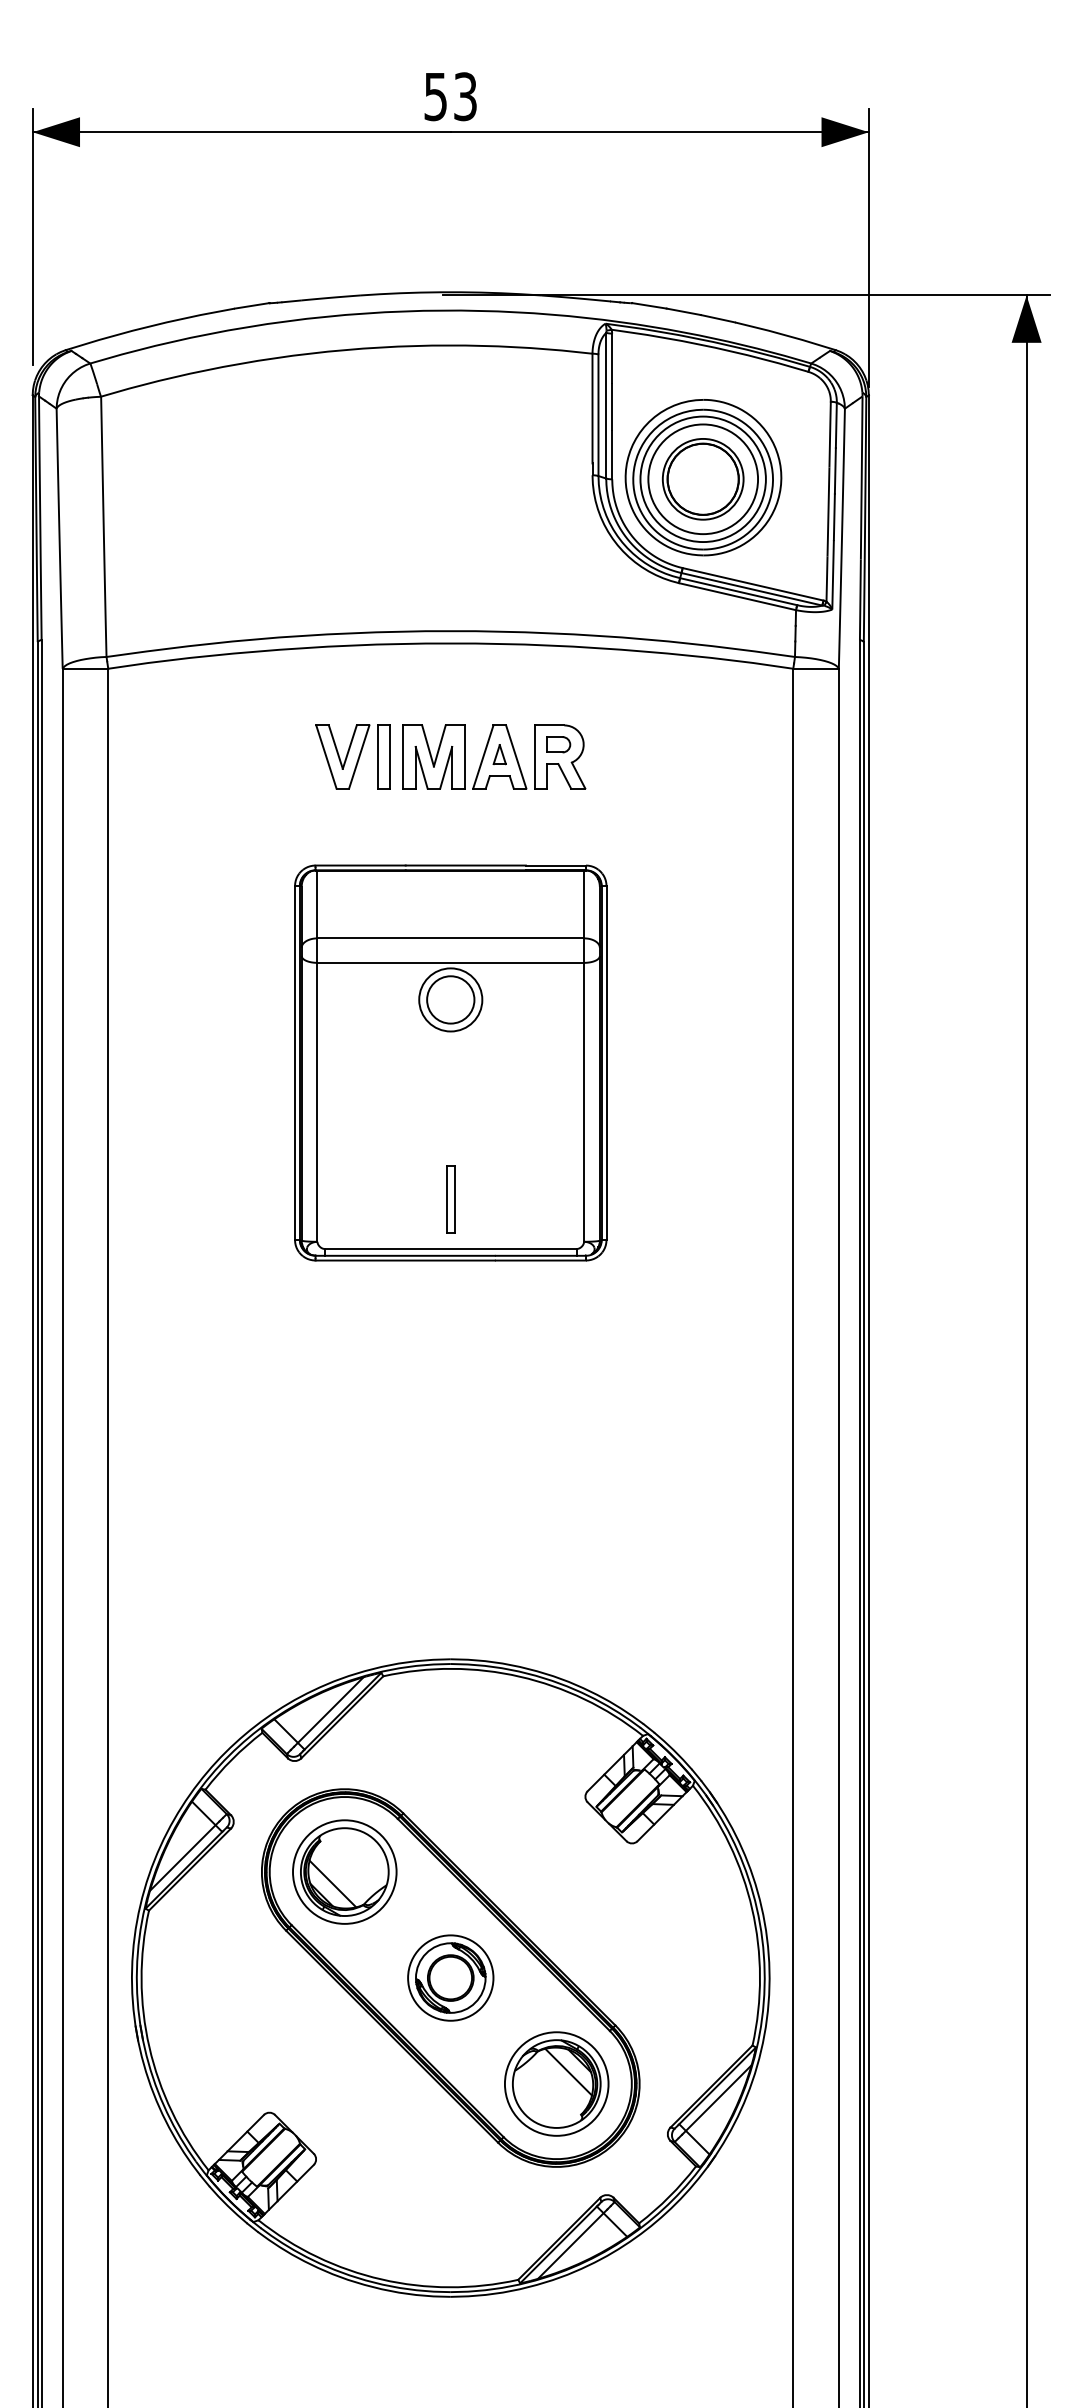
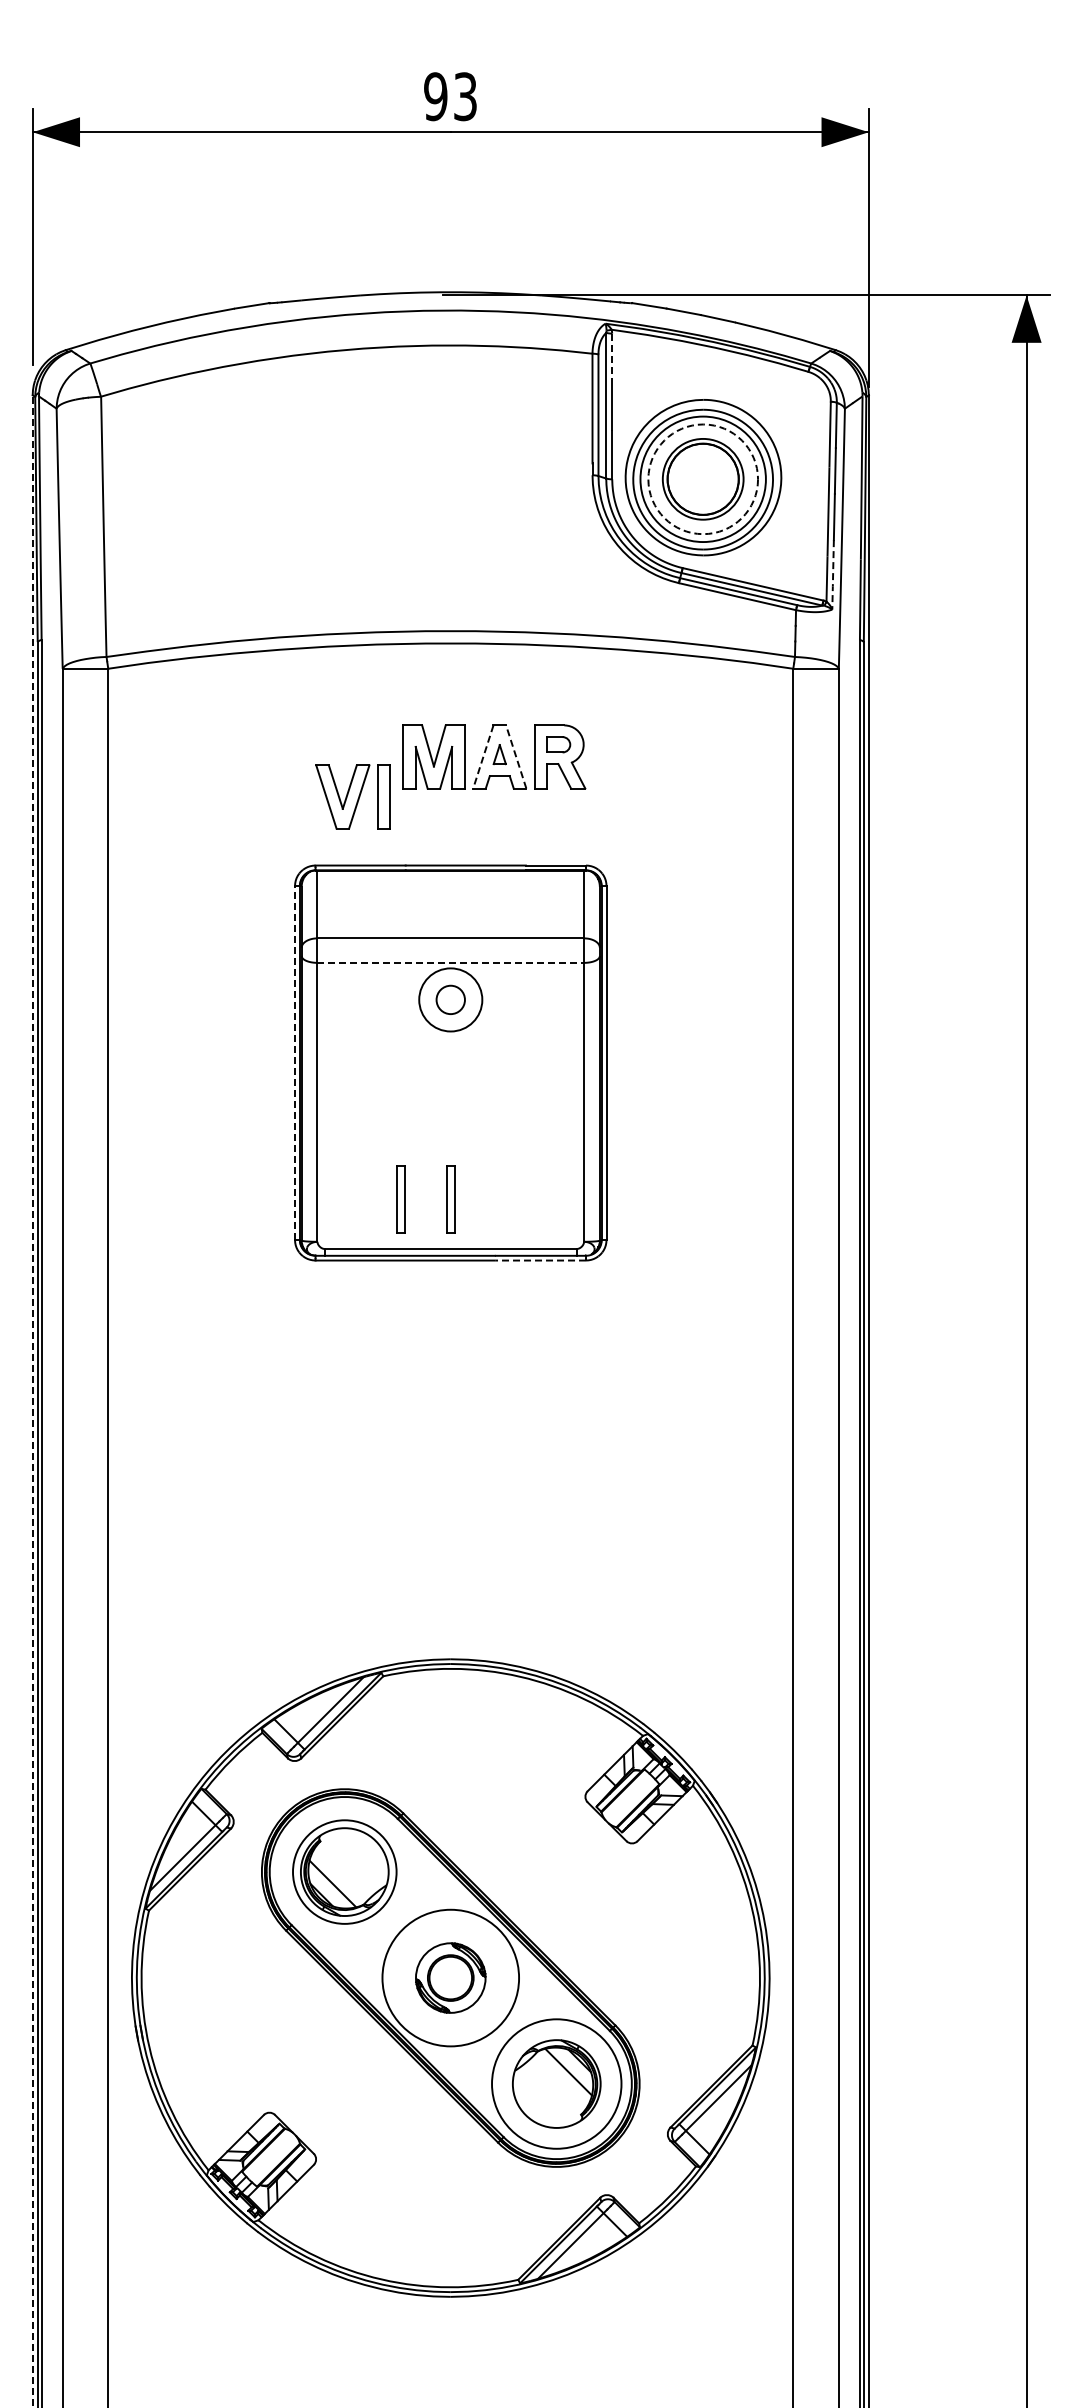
text: 53 -> 93 (435, 96)
line: solid -> dashed (612, 358)
circle: solid -> dashed (703, 479)
line: solid -> dashed (833, 575)
part position: (352, 756) -> (352, 796) (352, 796)
line: solid -> dashed (516, 756)
line: solid -> dashed (483, 757)
line: solid -> dashed (451, 962)
circle diameter: 47 px -> 28 px (450, 999)
line: solid -> dashed (295, 1063)
part: none -> present (400, 1199)
line: solid -> dashed (540, 1260)
line: solid -> dashed (32, 1401)
circle diameter: 85 px -> 137 px (450, 1977)
circle diameter: 104 px -> 129 px (556, 2083)
